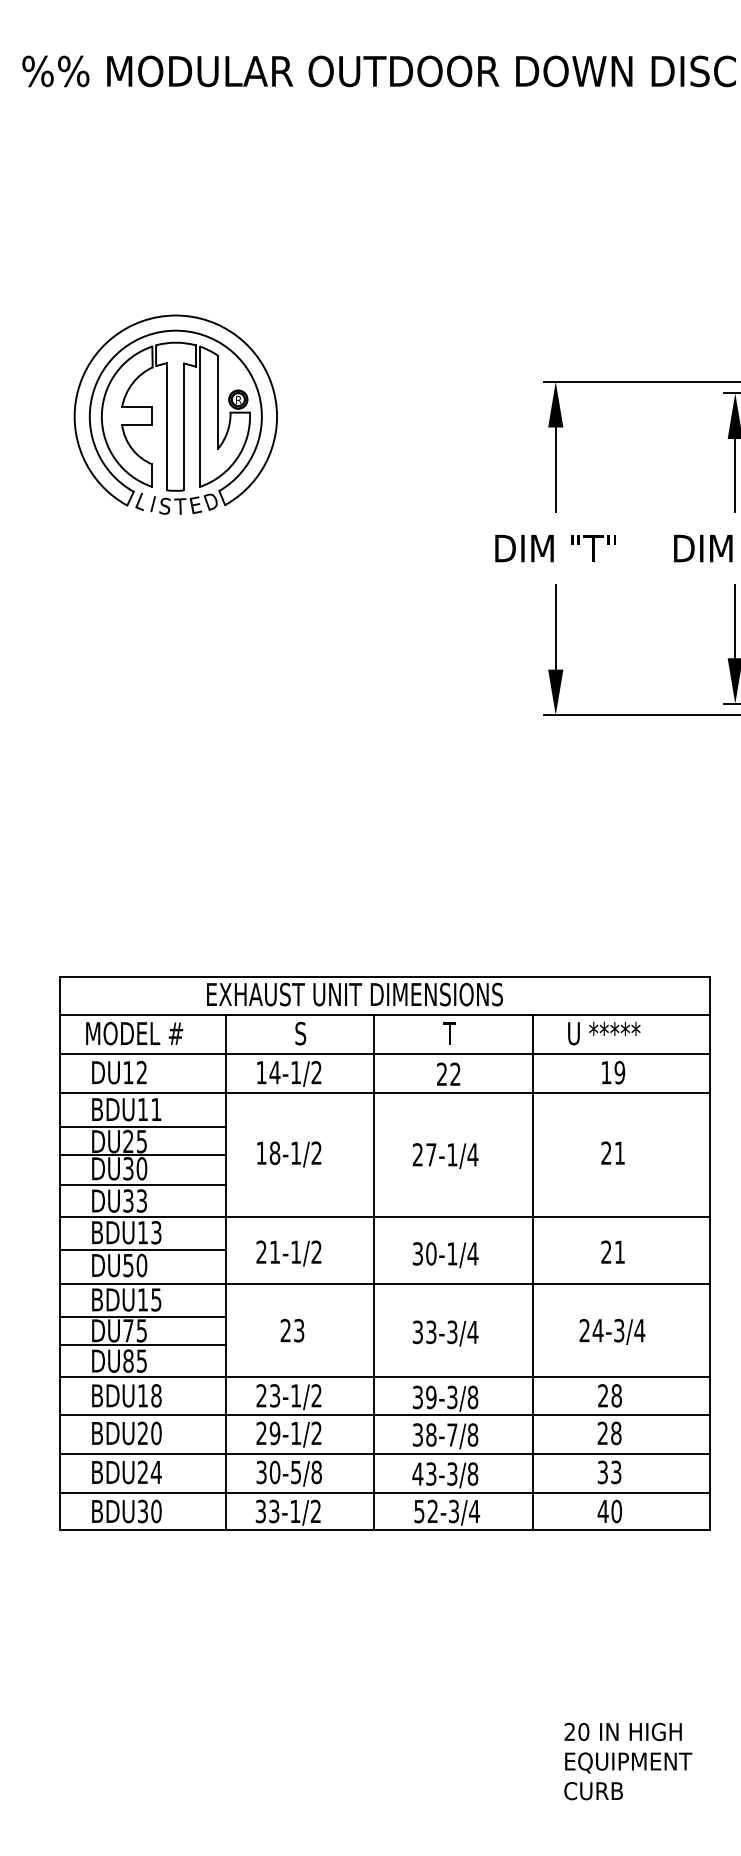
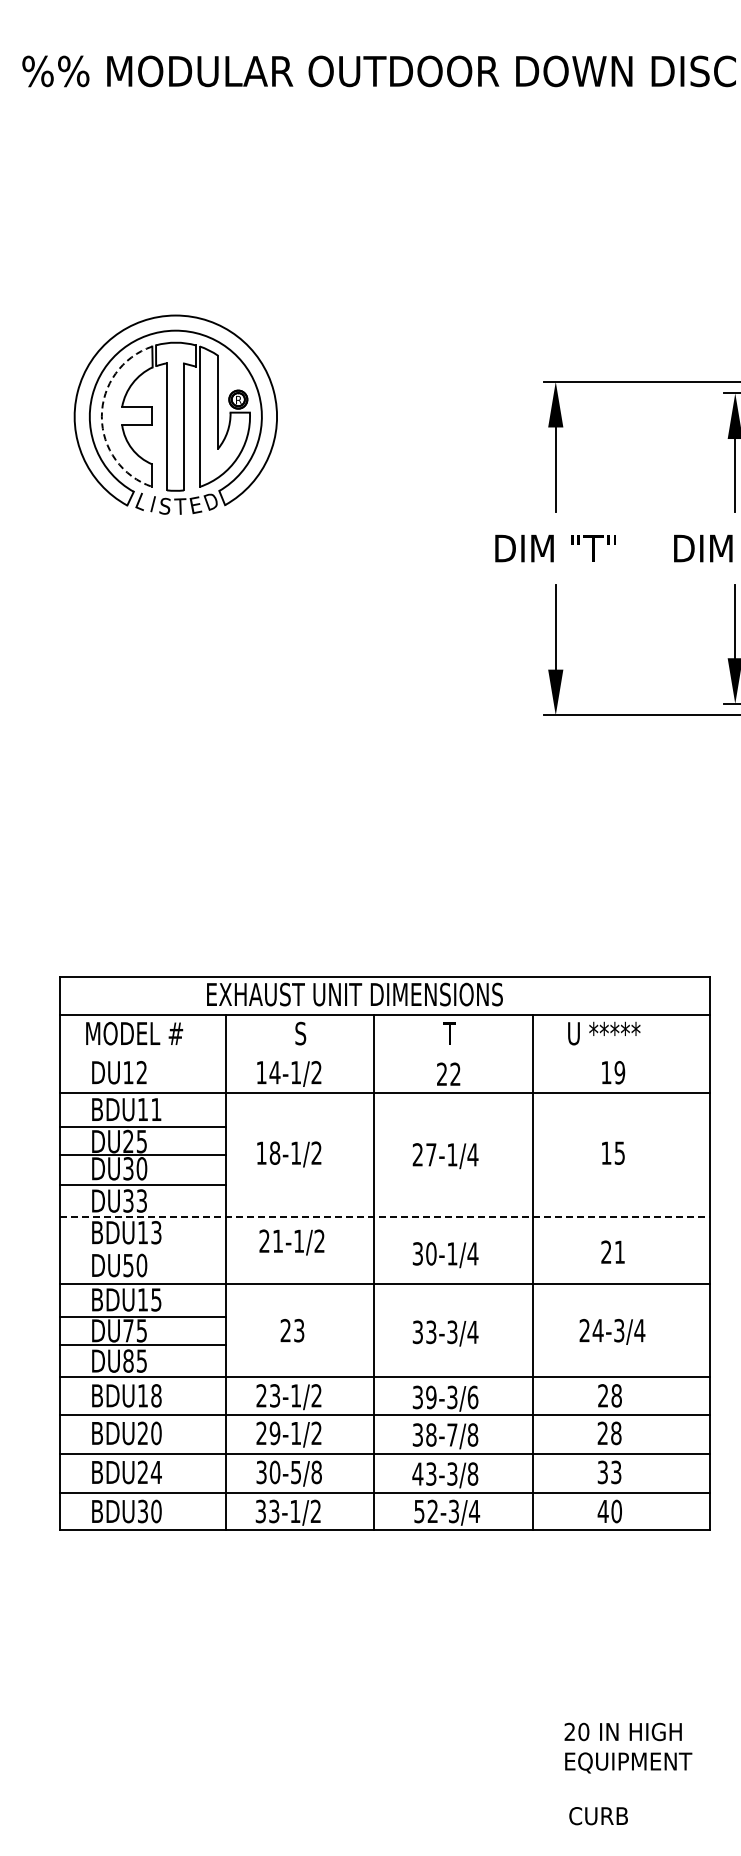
arc: solid -> dashed (101, 416)
line: present -> none (384, 1054)
text: 21 -> 15 (612, 1152)
line: solid -> dashed (385, 1217)
line: present -> none (142, 1250)
text position: (288, 1253) -> (291, 1242) (291, 1242)
text: 39-3/8 -> 39-3/6 (472, 1396)
text position: (593, 1791) -> (598, 1816) (598, 1816)
